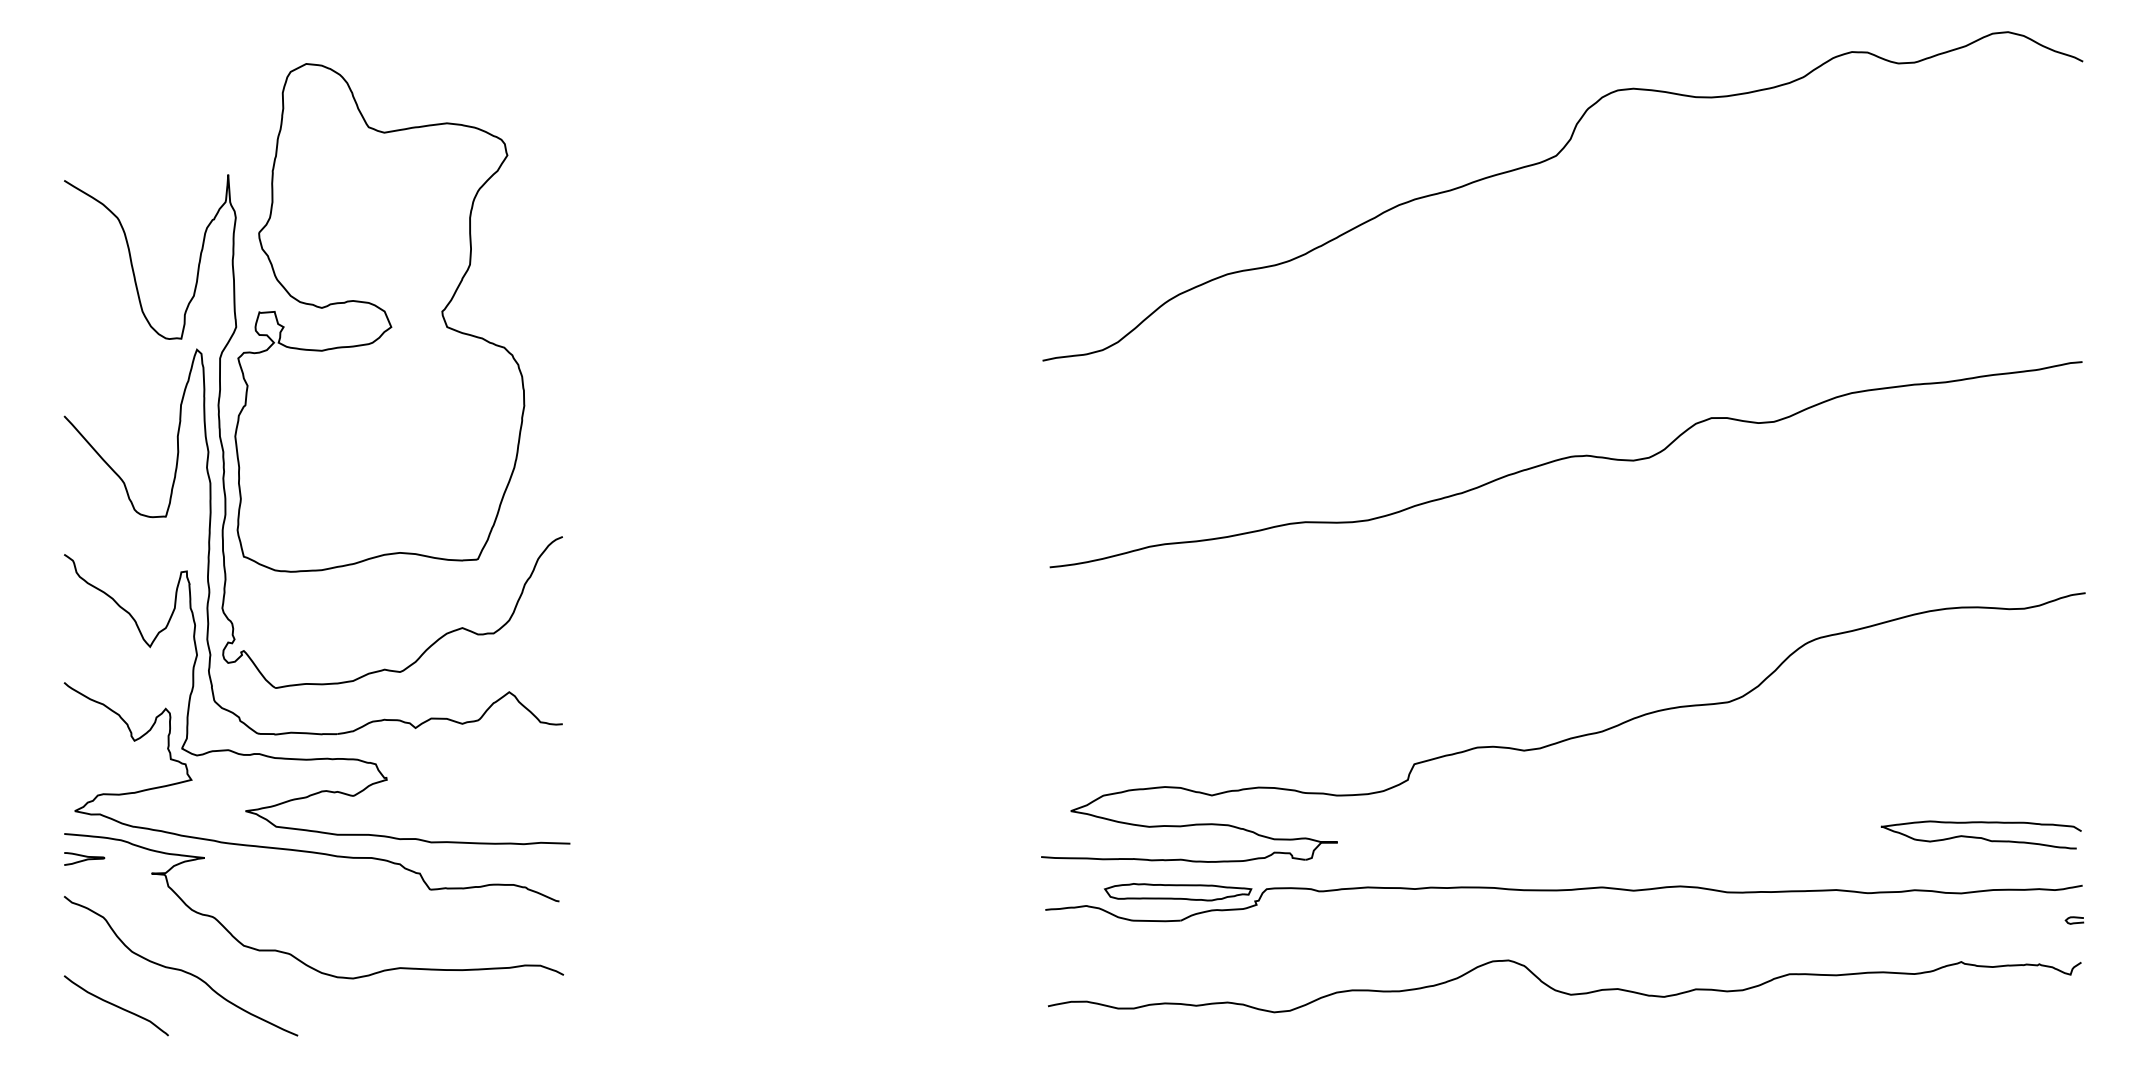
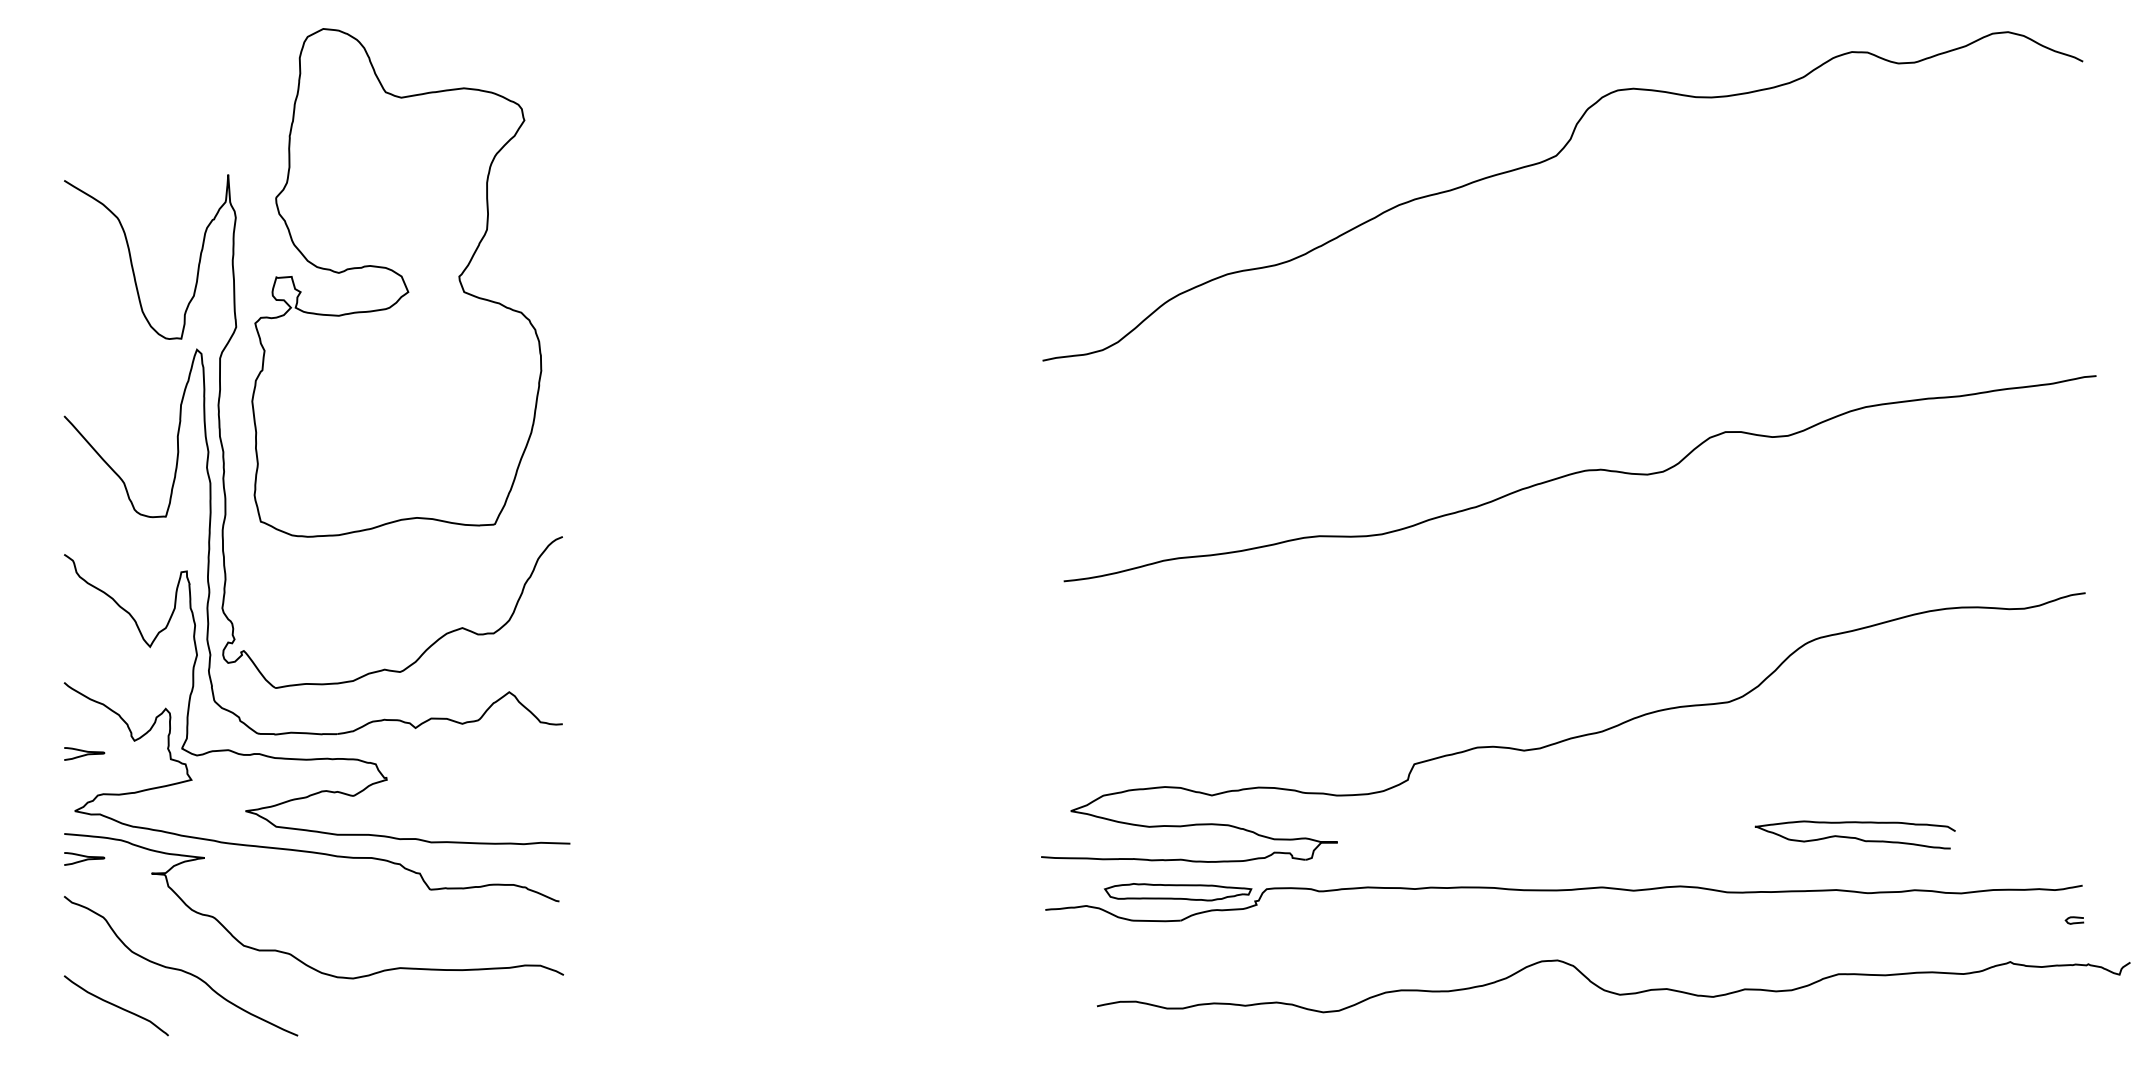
part position: (385, 316) -> (402, 281) (402, 281)
curve position: (1565, 459) -> (1579, 473) (1579, 473)
curve: none -> present (84, 752)
curve position: (1980, 837) -> (1854, 837) (1854, 837)
curve position: (1563, 991) -> (1612, 991) (1612, 991)
